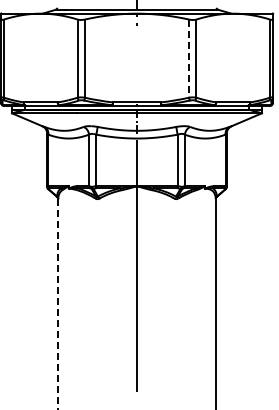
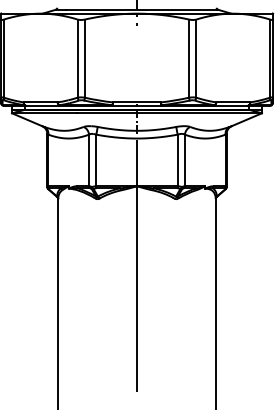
line: dashed -> solid (189, 59)
line: dashed -> solid (58, 304)
